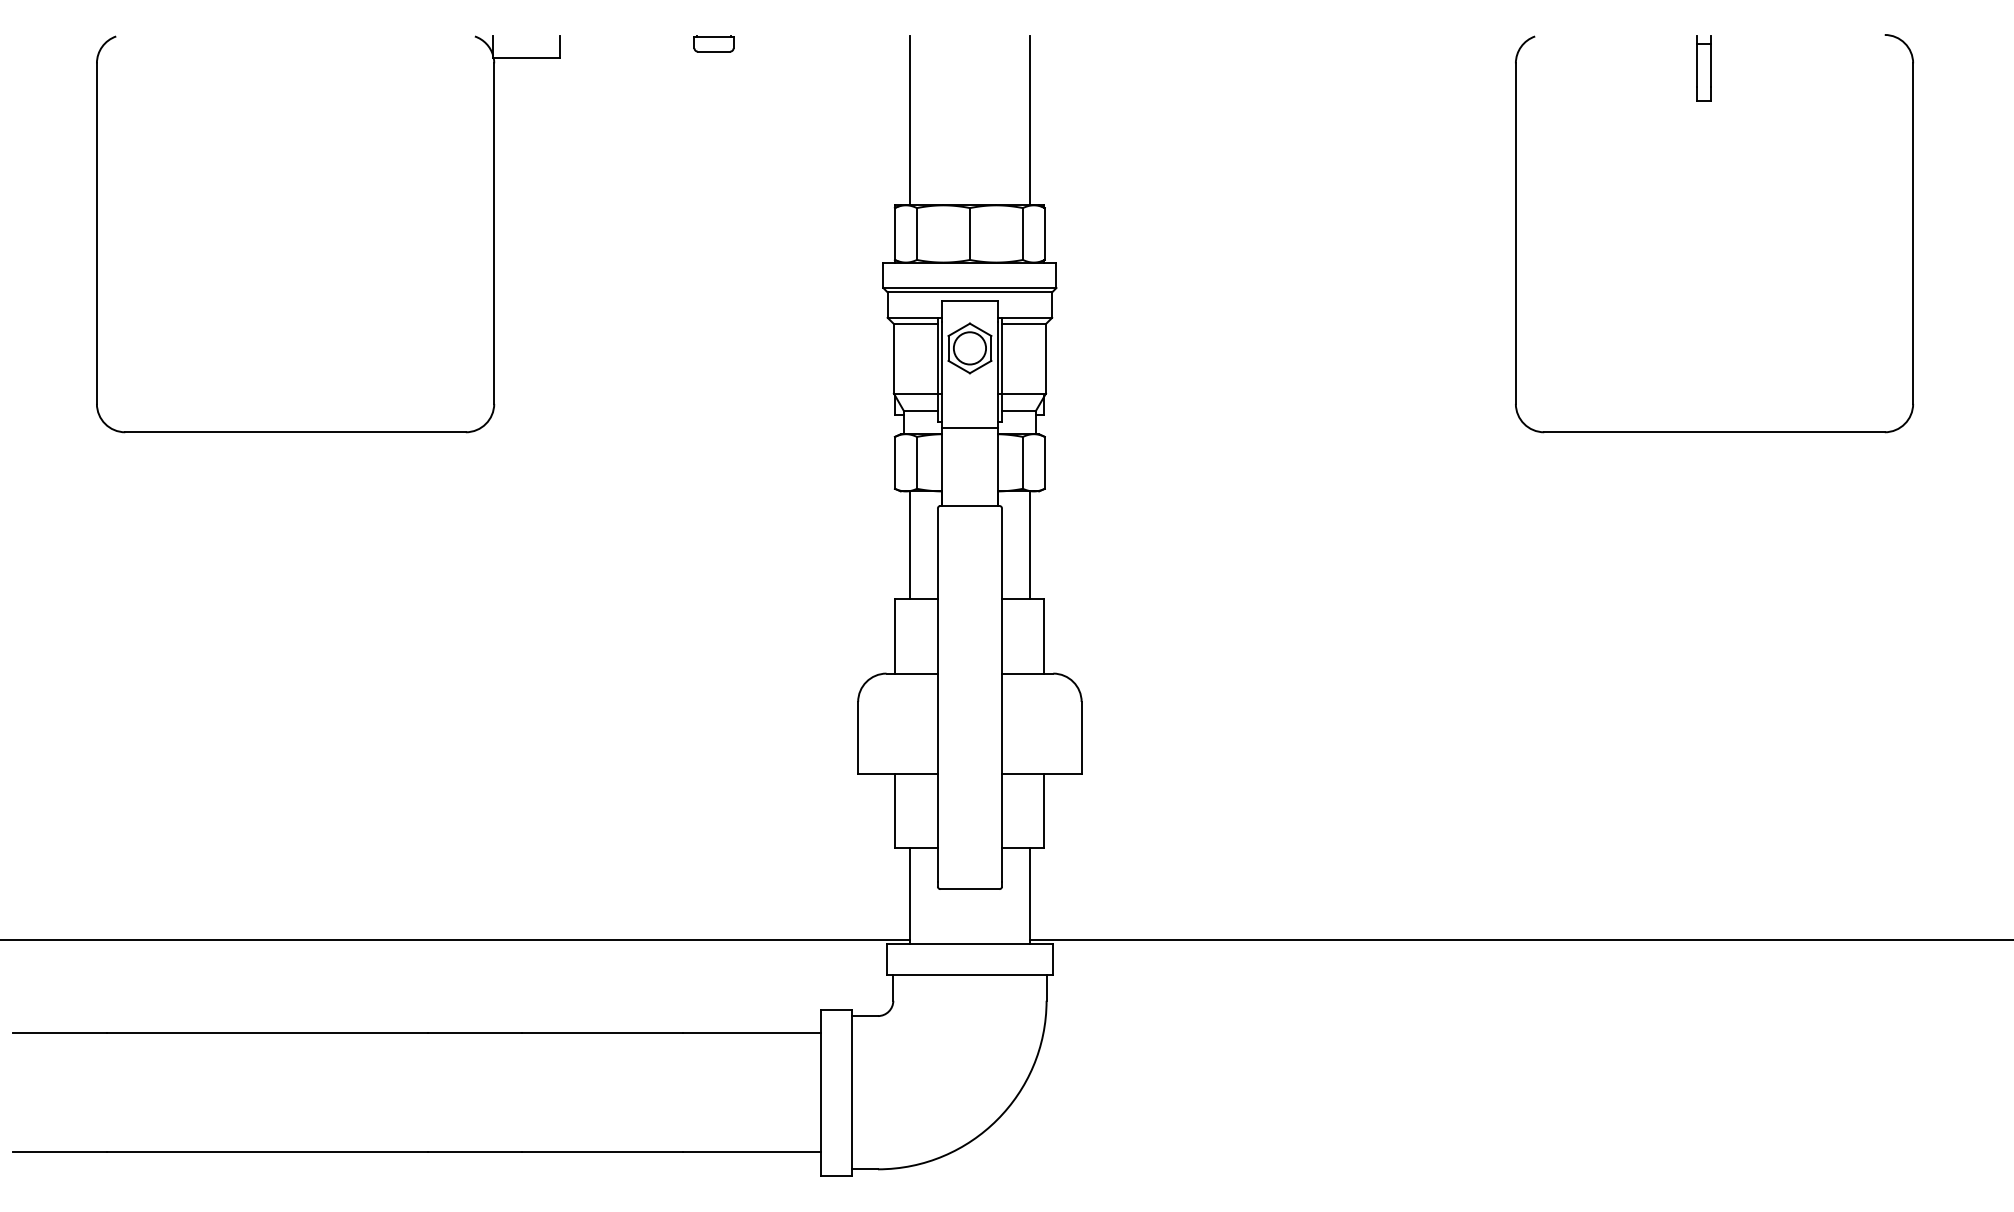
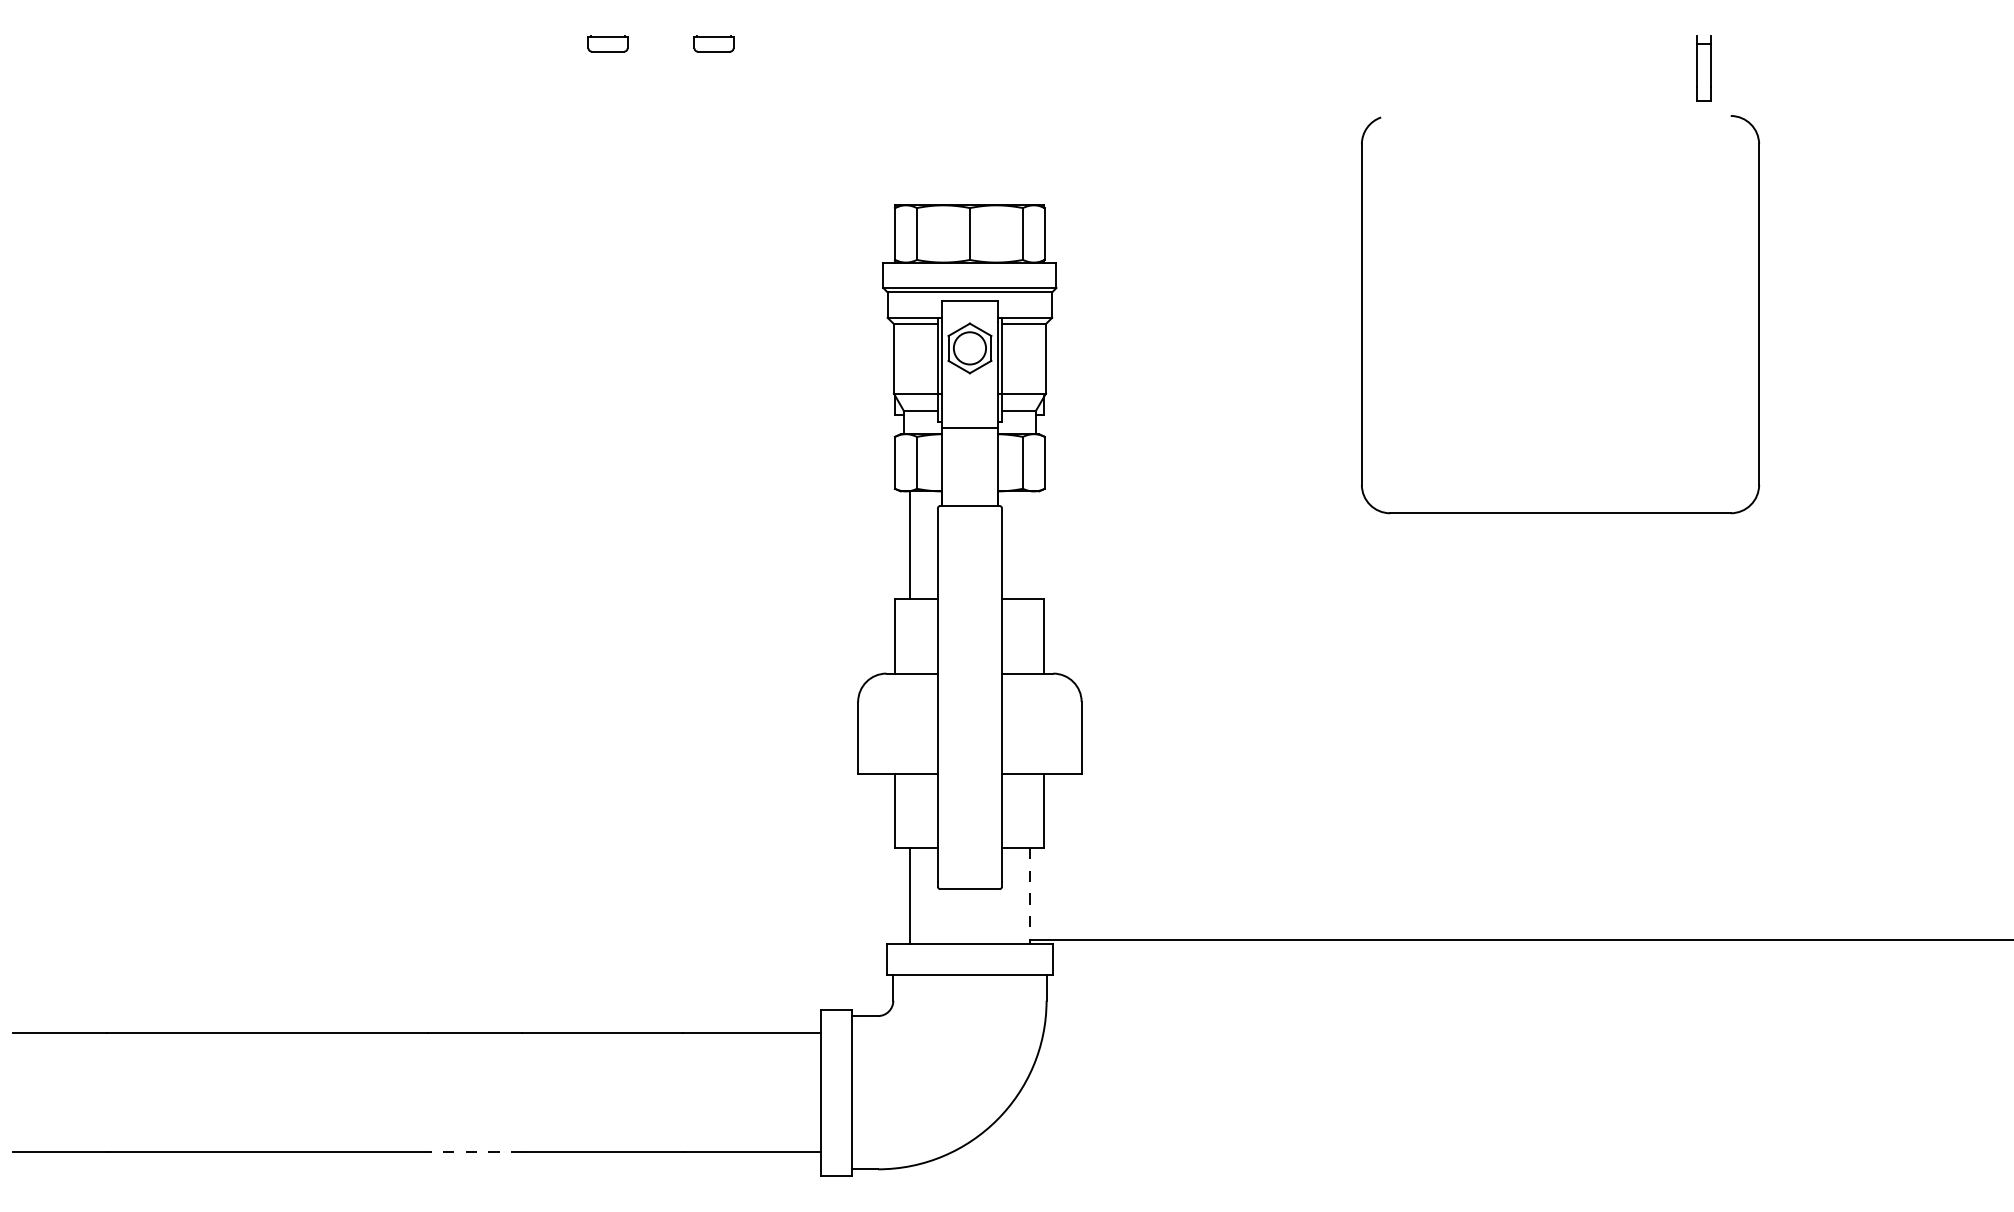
part: none -> present (607, 43)
line: present -> none (910, 120)
line: present -> none (1029, 120)
part position: (1516, 233) -> (1362, 314) (1362, 314)
part: present -> none (493, 234)
line: present -> none (1029, 545)
line: solid -> dashed (1029, 896)
line: present -> none (456, 940)
line: solid -> dashed (475, 1152)
